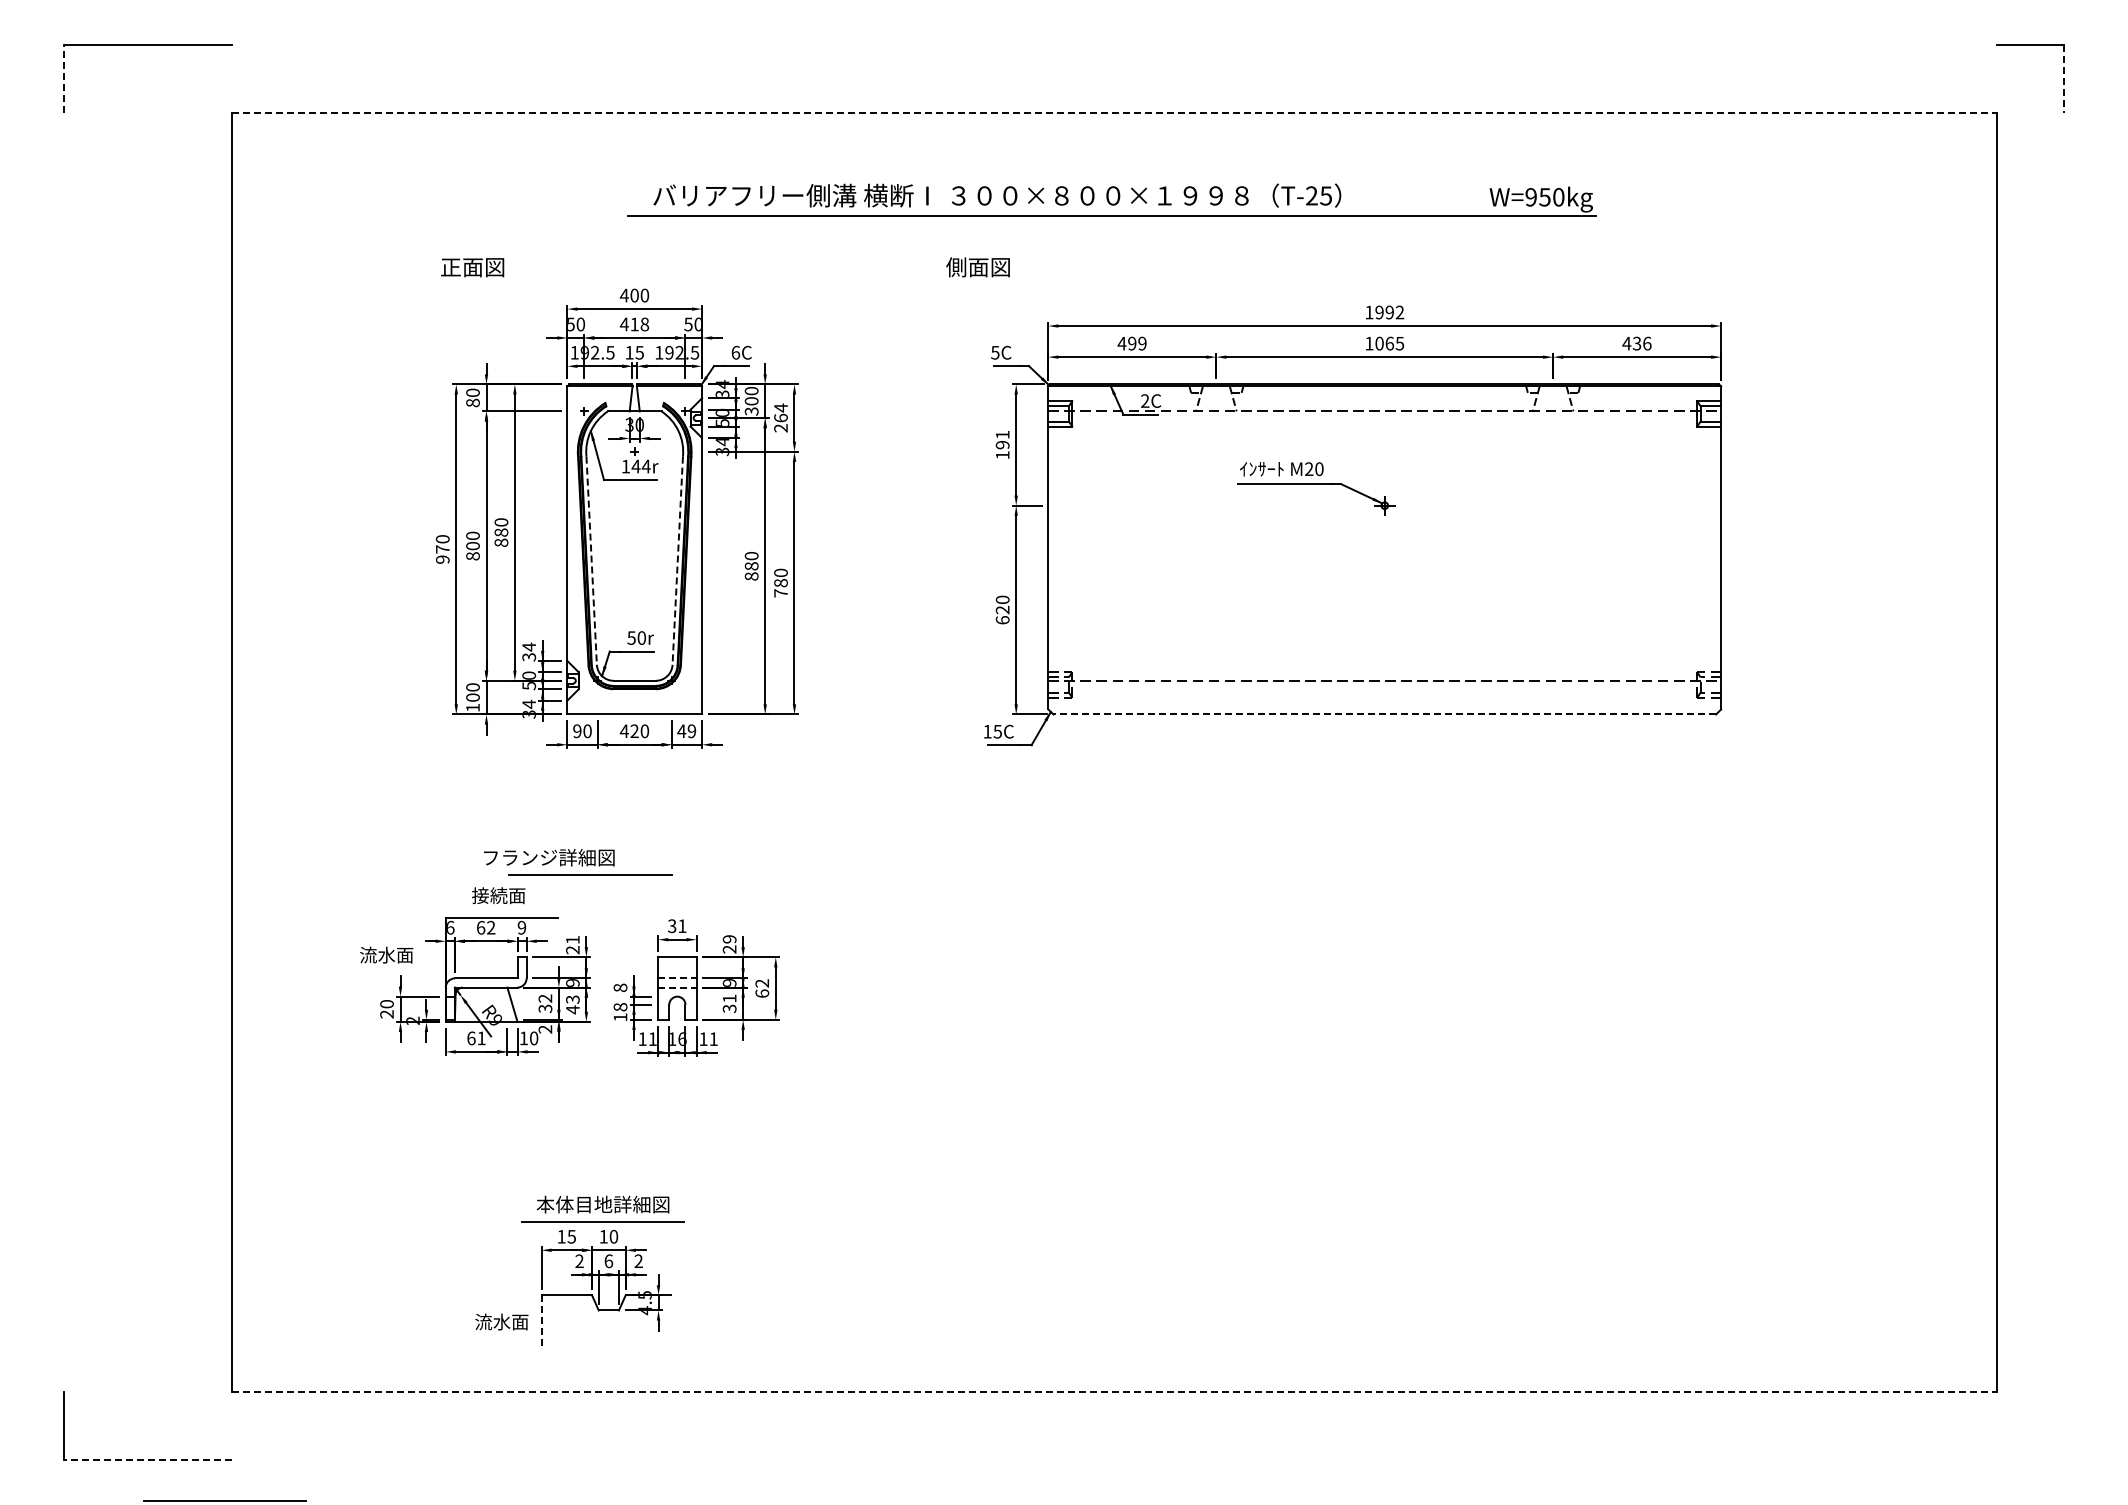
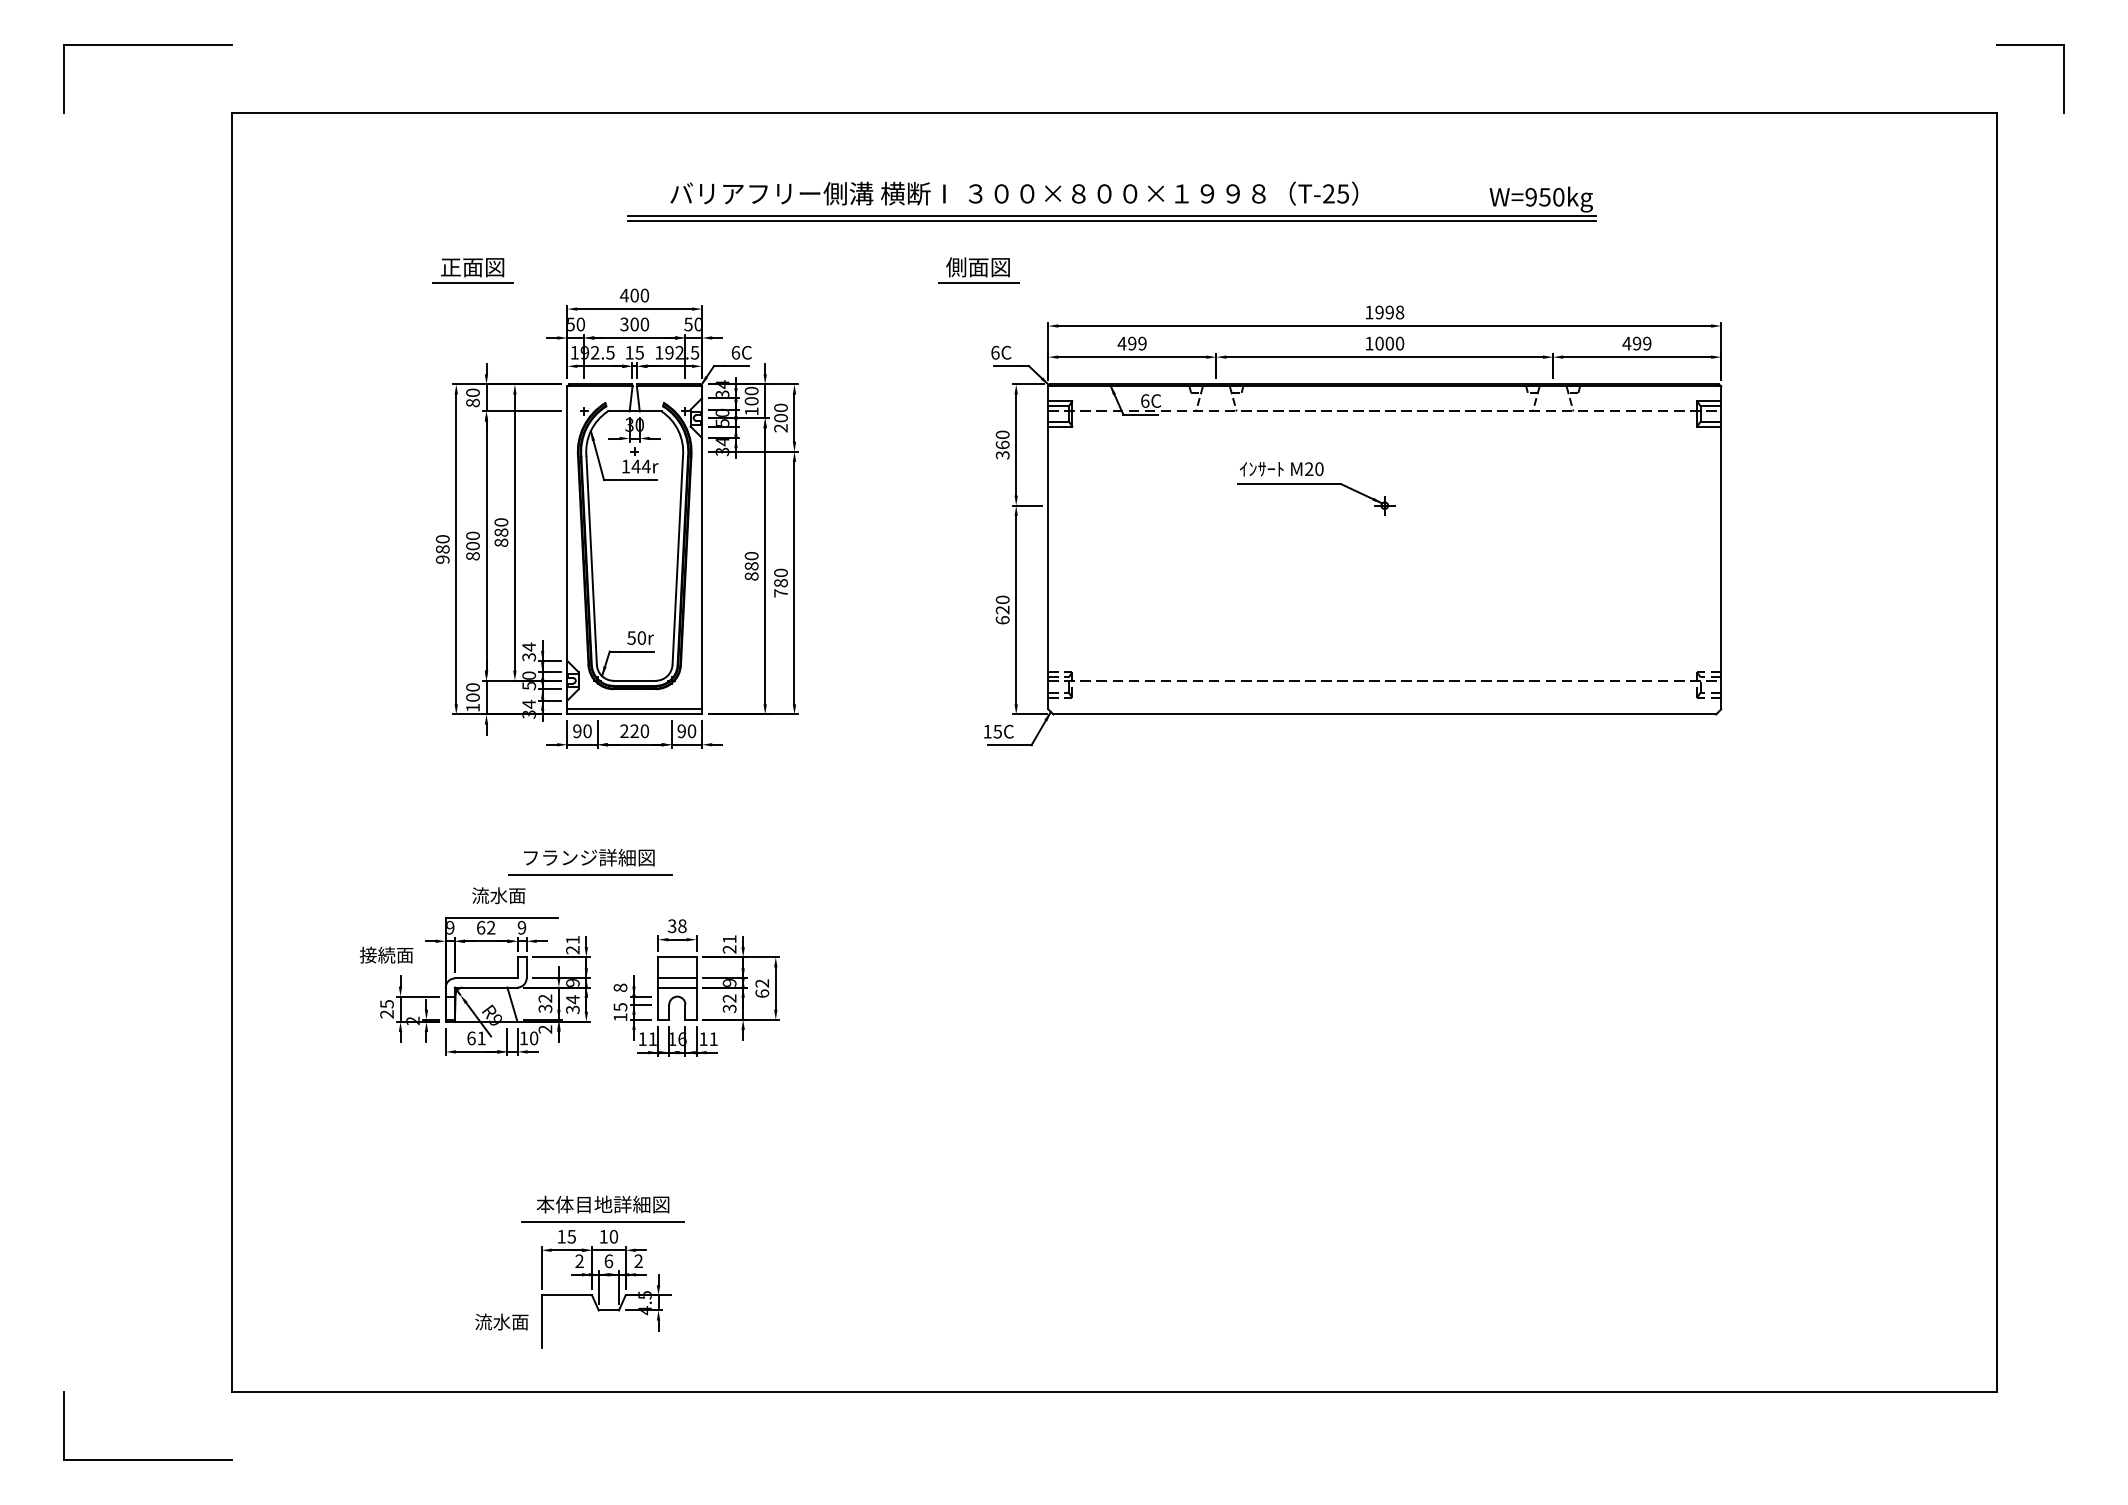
line: dashed -> solid (63, 78)
line: dashed -> solid (2064, 78)
line: dashed -> solid (1115, 112)
text position: (997, 195) -> (1014, 193) (1014, 193)
line: none -> present (1111, 221)
line: none -> present (472, 283)
line: none -> present (978, 283)
text: 1992 -> 1998 (1399, 312)
text: 418 -> 300 (634, 324)
text: 1065 -> 1000 (1394, 343)
text: 436 -> 499 (1641, 343)
text: 5C -> 6C (995, 352)
text: 2C -> 6C (1145, 400)
text: 300 -> 100 (751, 411)
text: 264 -> 200 (780, 412)
text: 191 -> 360 (1002, 444)
text: 970 -> 980 (442, 549)
line: dashed -> solid (591, 561)
line: dashed -> solid (677, 561)
line: none -> present (634, 709)
line: dashed -> solid (1384, 714)
text: 420 -> 220 (623, 730)
text: 49 -> 90 (686, 731)
text position: (549, 857) -> (589, 857) (589, 857)
text: 接続面 -> 流水面 (489, 895)
text: 31 -> 38 (682, 926)
text: 6 -> 9 (450, 927)
text: 29 -> 21 (729, 939)
text: 流水面 -> 接続面 (377, 954)
line: dashed -> solid (677, 978)
line: dashed -> solid (677, 987)
text: 31 -> 32 (729, 998)
text: 20 -> 25 (386, 1004)
text: 43 -> 34 (572, 1004)
text: 18 -> 15 (620, 1007)
line: dashed -> solid (541, 1322)
line: dashed -> solid (1115, 1392)
line: dashed -> solid (147, 1459)
line: present -> none (224, 1500)
